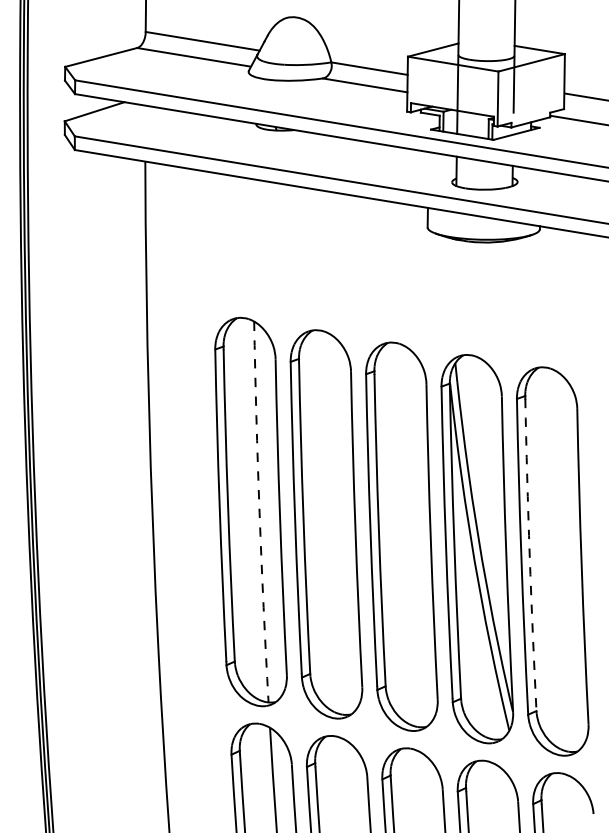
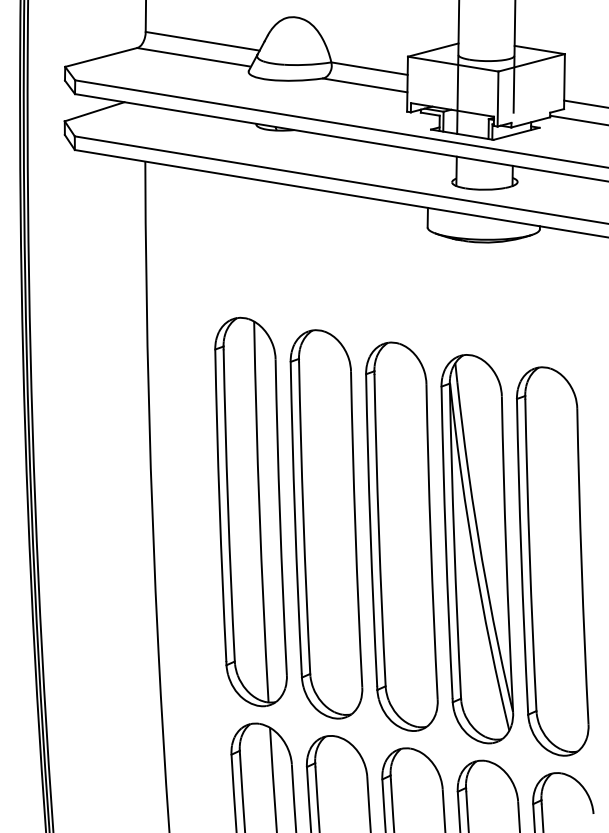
line position: (585, 96) -> (584, 103) (584, 103)
arc: dashed -> solid (259, 512)
arc: dashed -> solid (529, 554)
